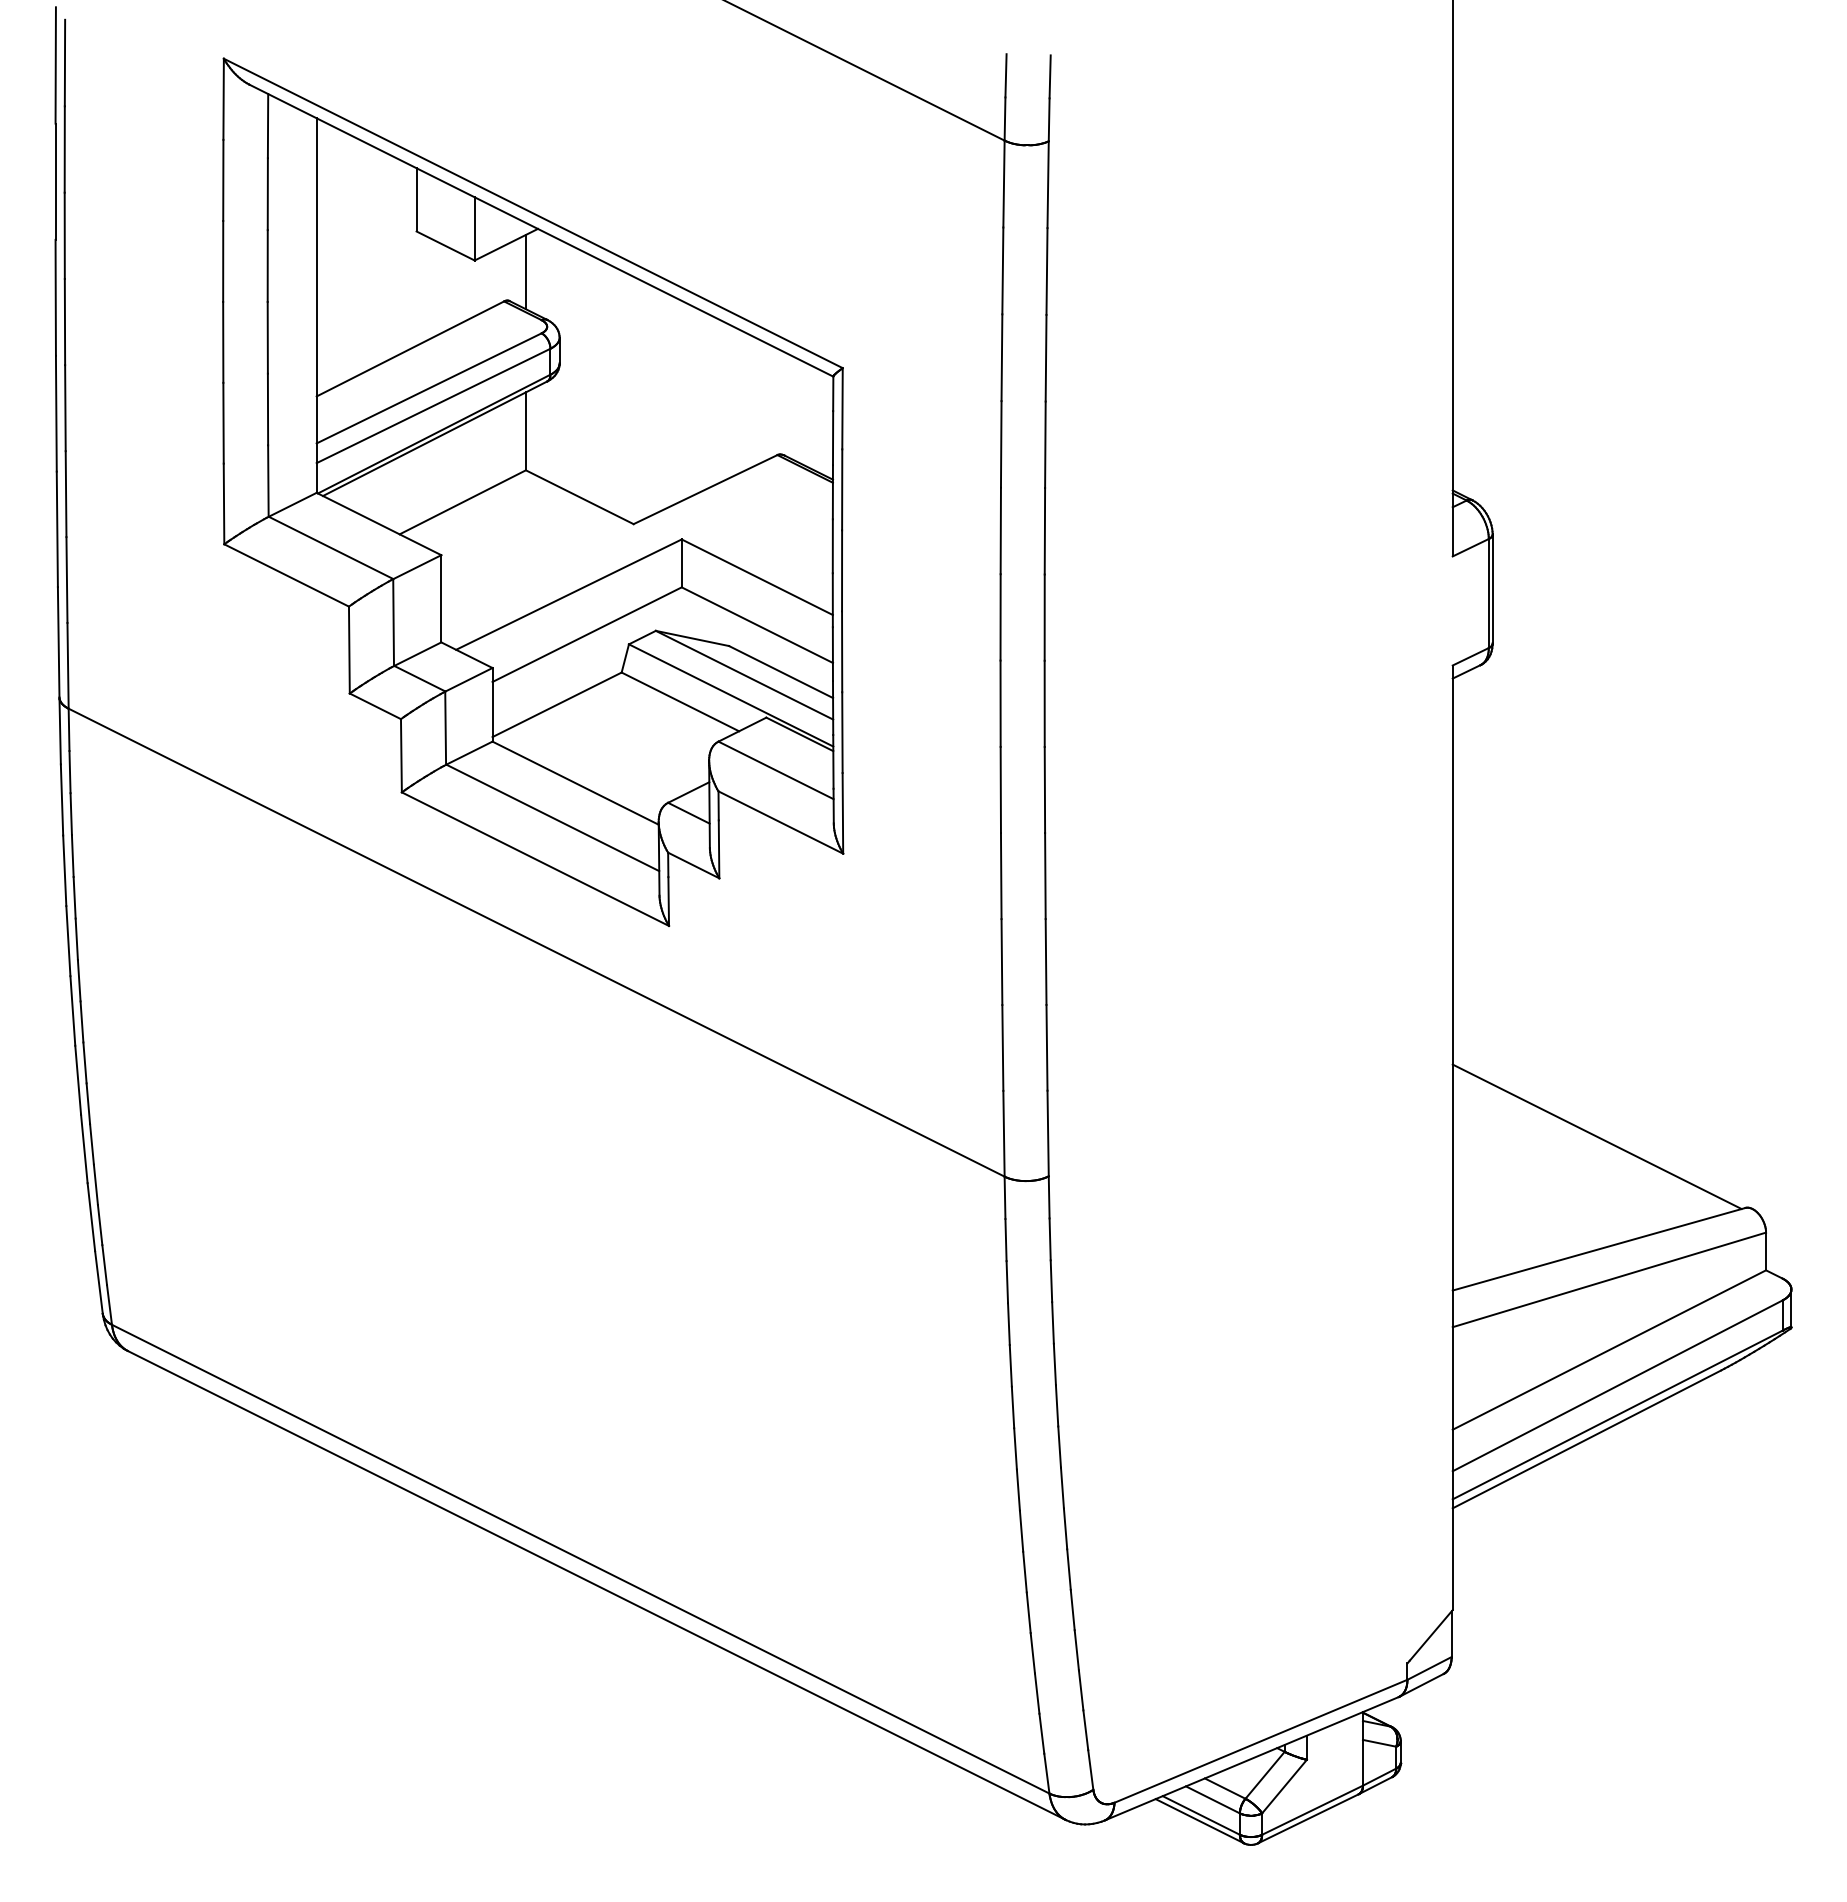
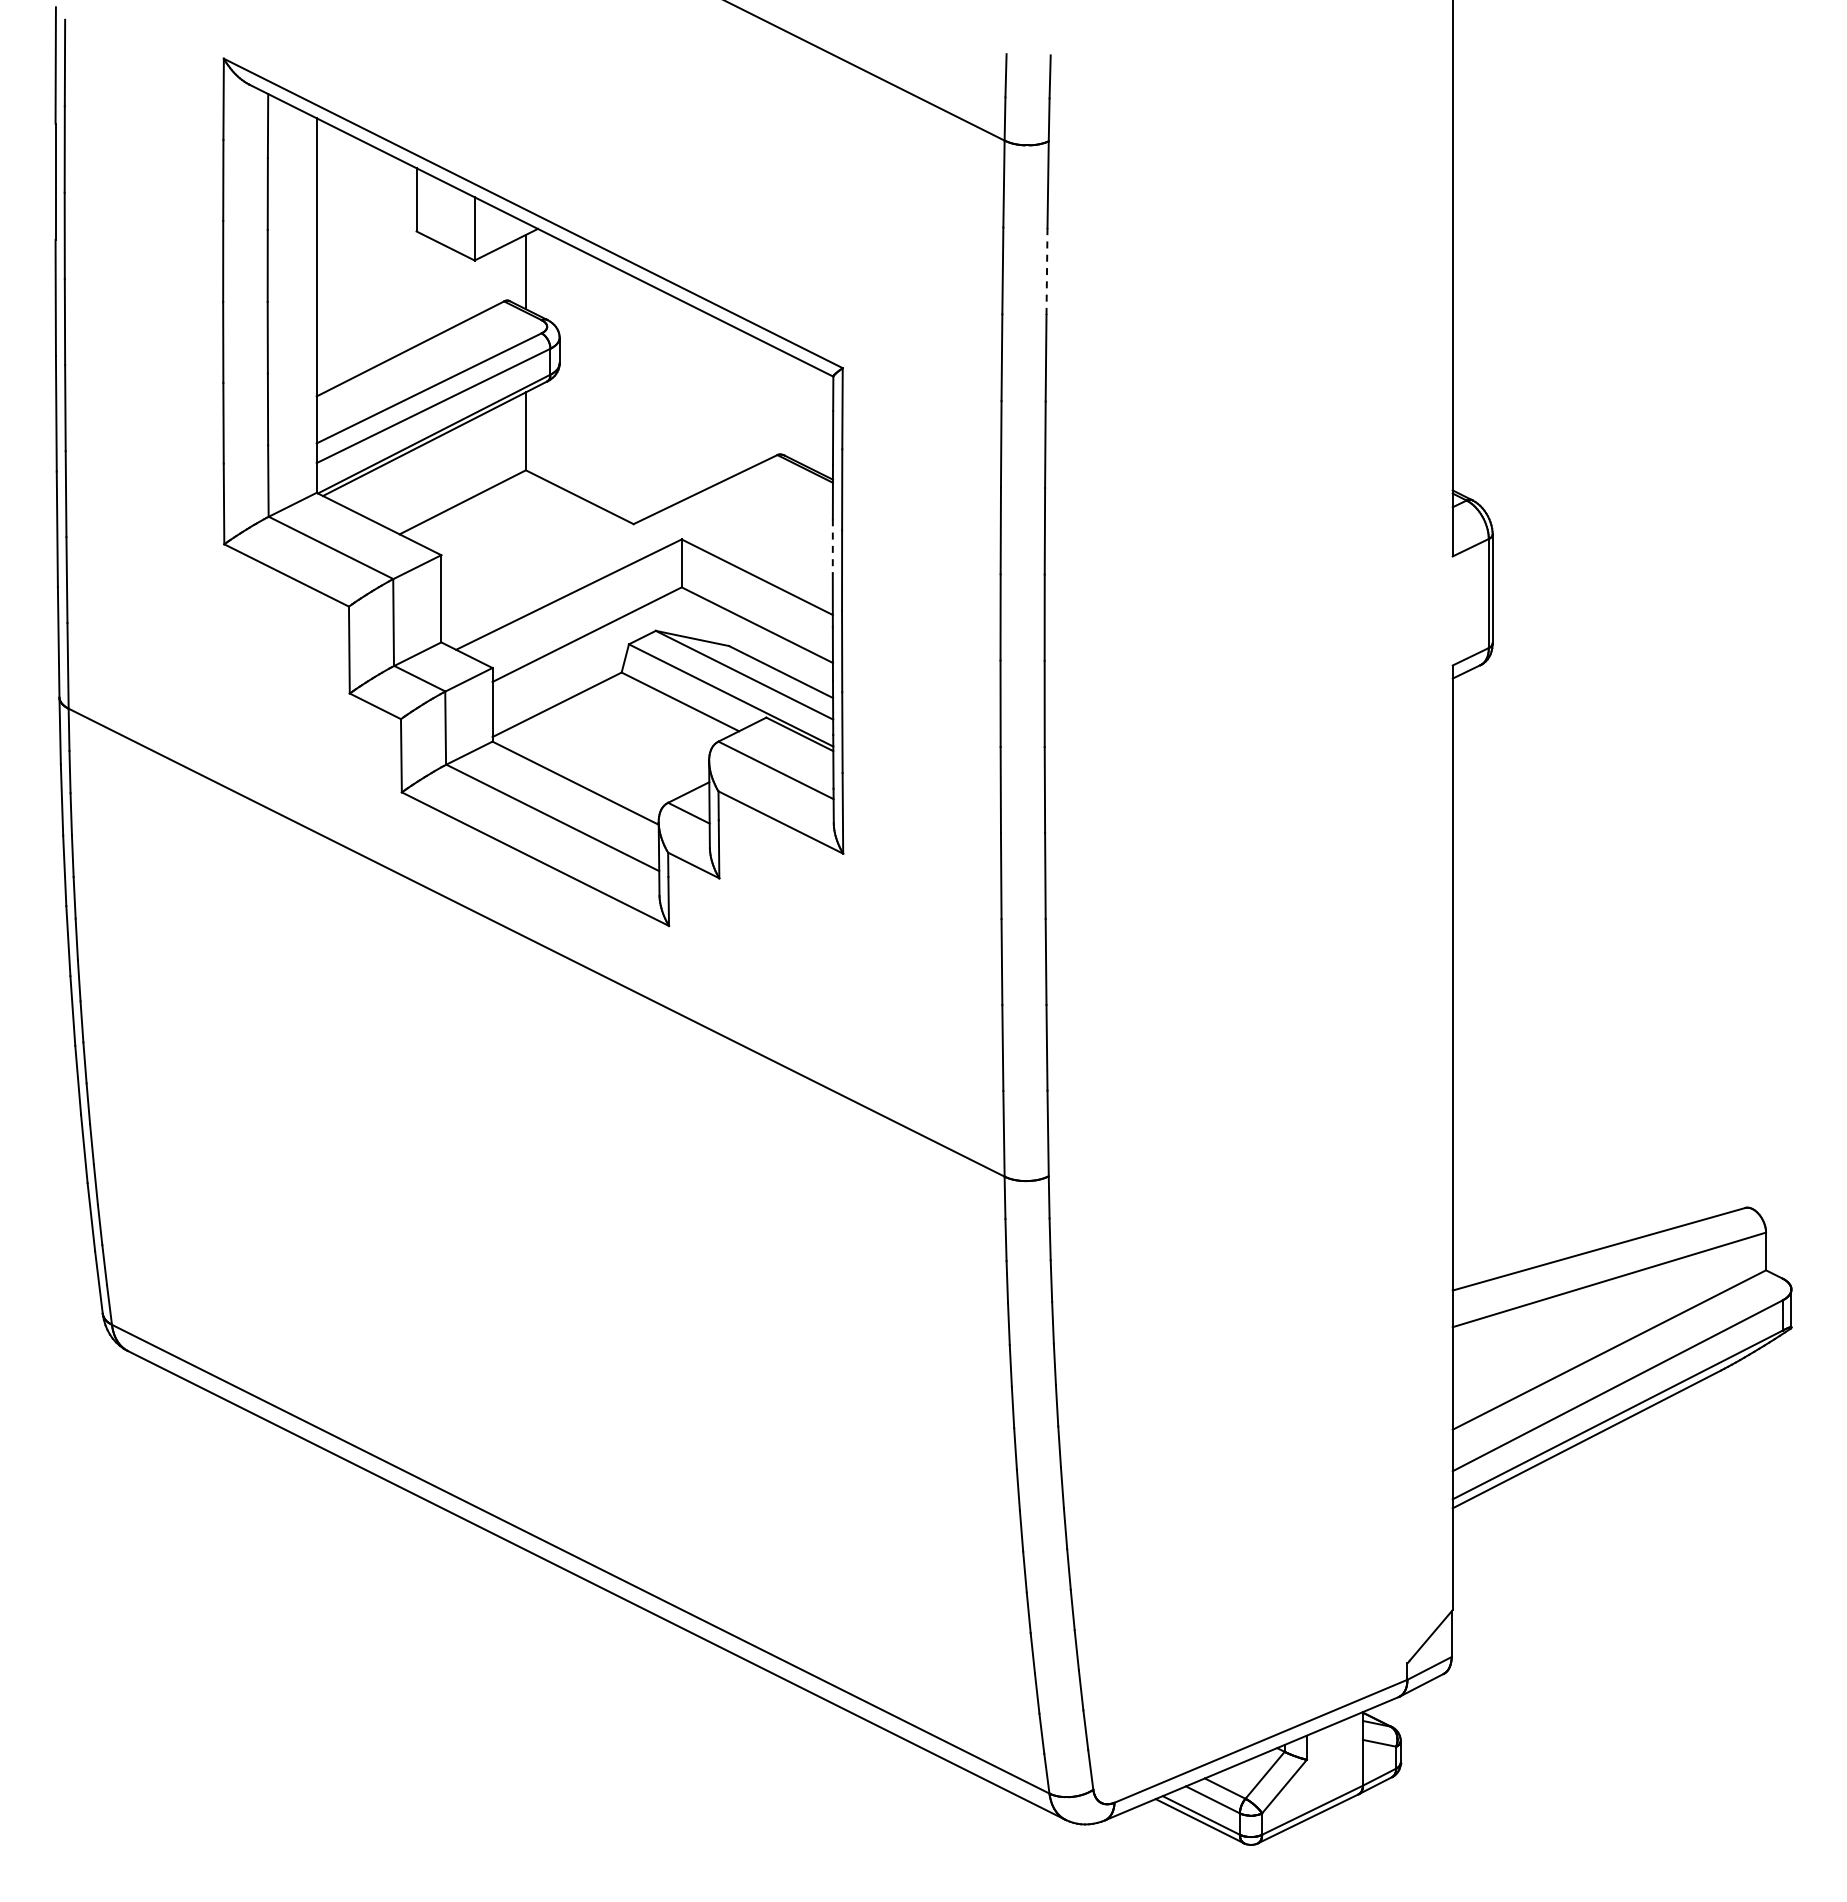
line: solid -> dashed (1046, 272)
line: solid -> dashed (832, 546)
line: present -> none (1596, 1136)
